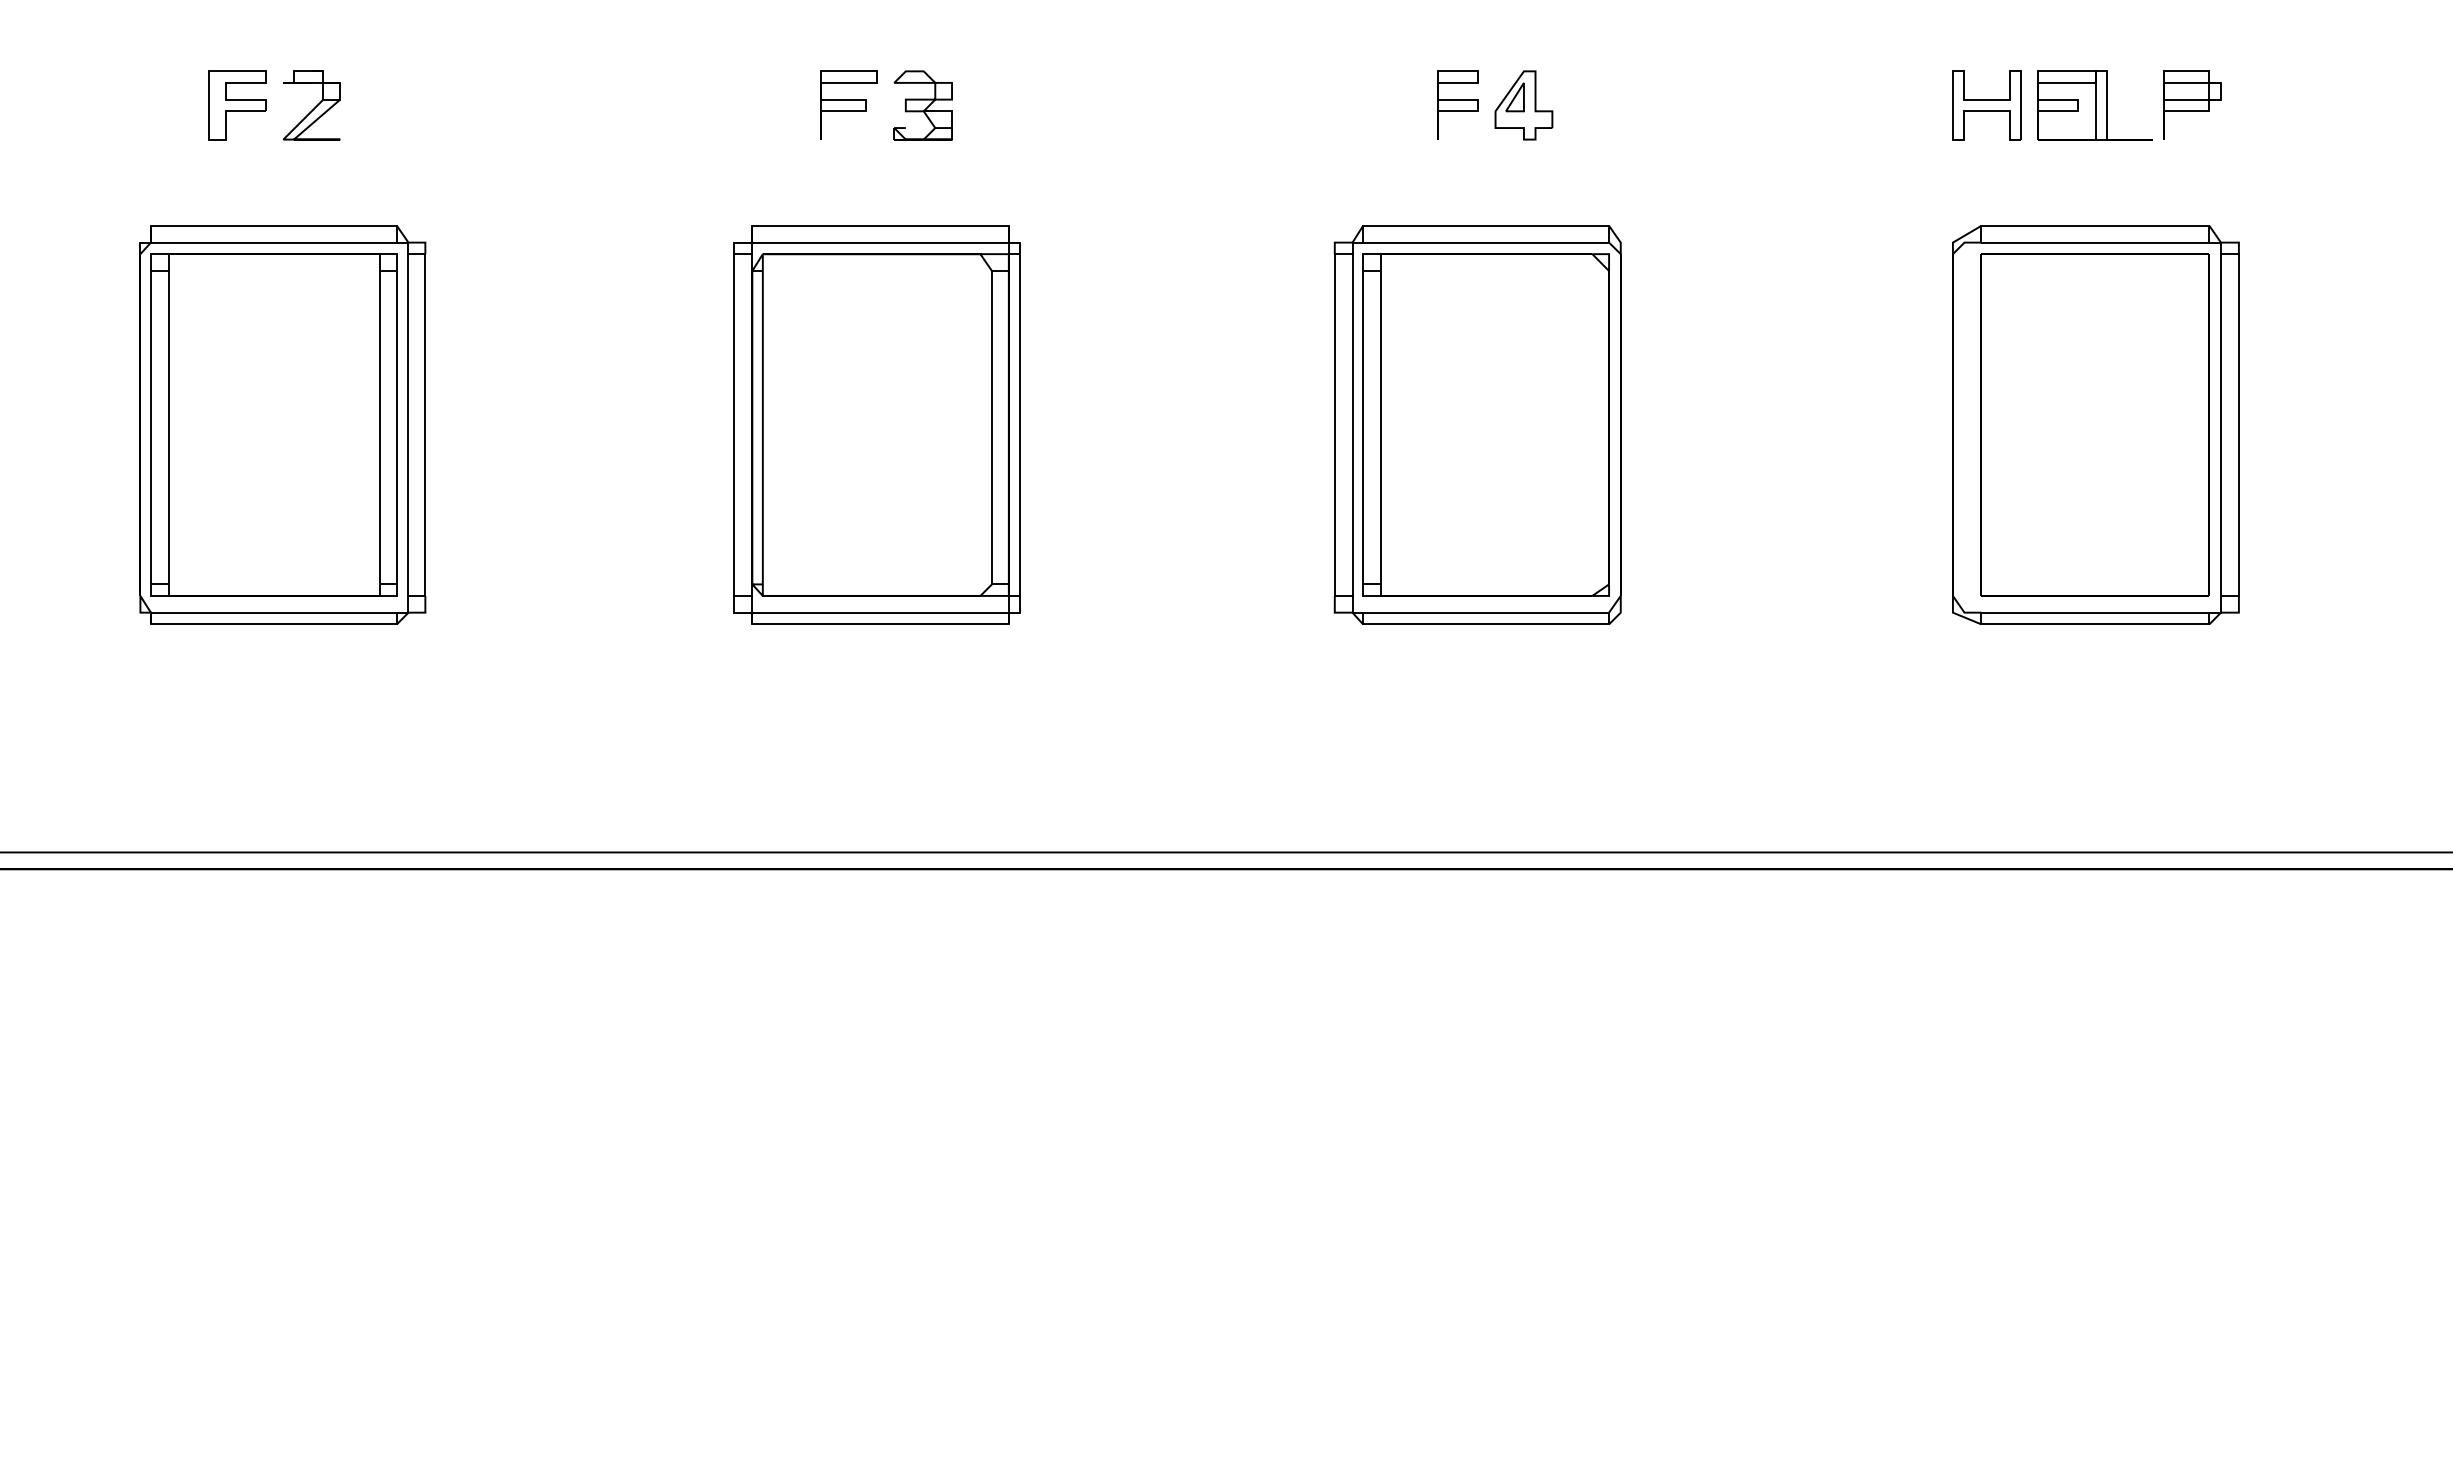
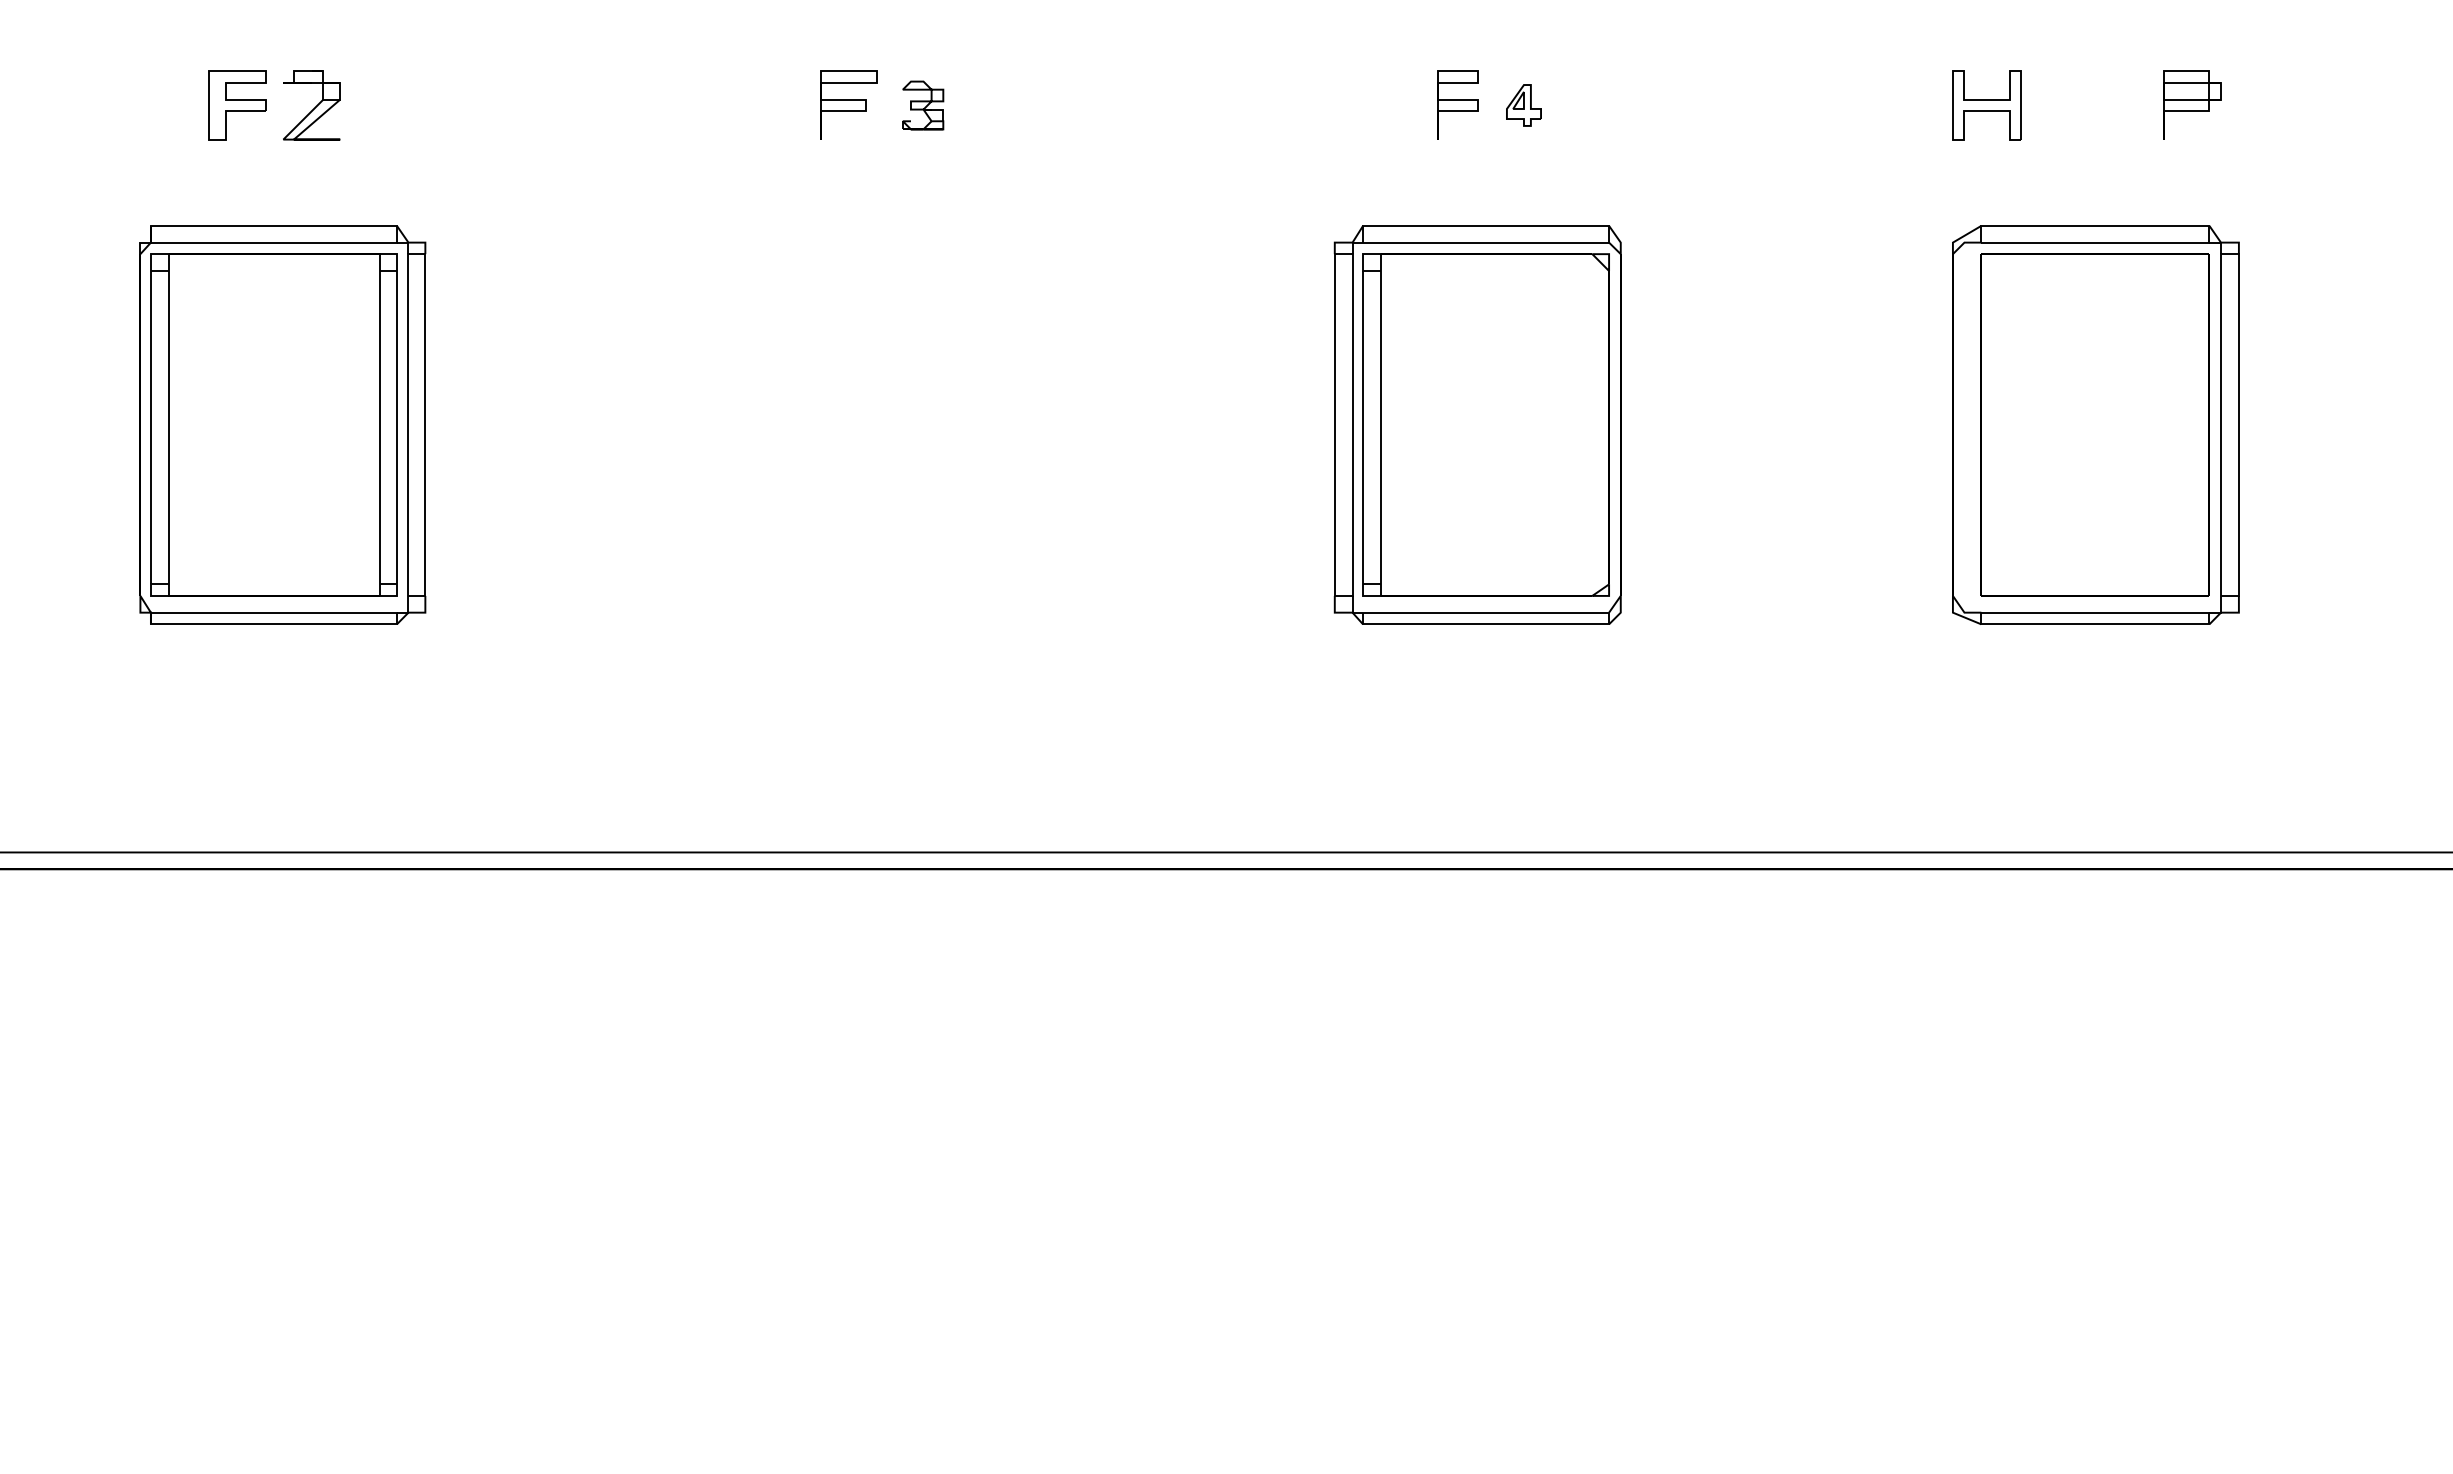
part size: 60x71 px -> 43x51 px (923, 105)
part size: 60x71 px -> 36x43 px (1523, 105)
part: present -> none (2094, 105)
part: present -> none (876, 424)
